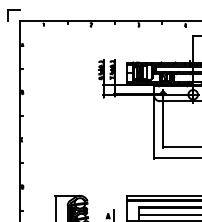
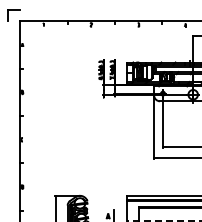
line: present -> none (168, 214)
line: solid -> dashed (163, 221)
